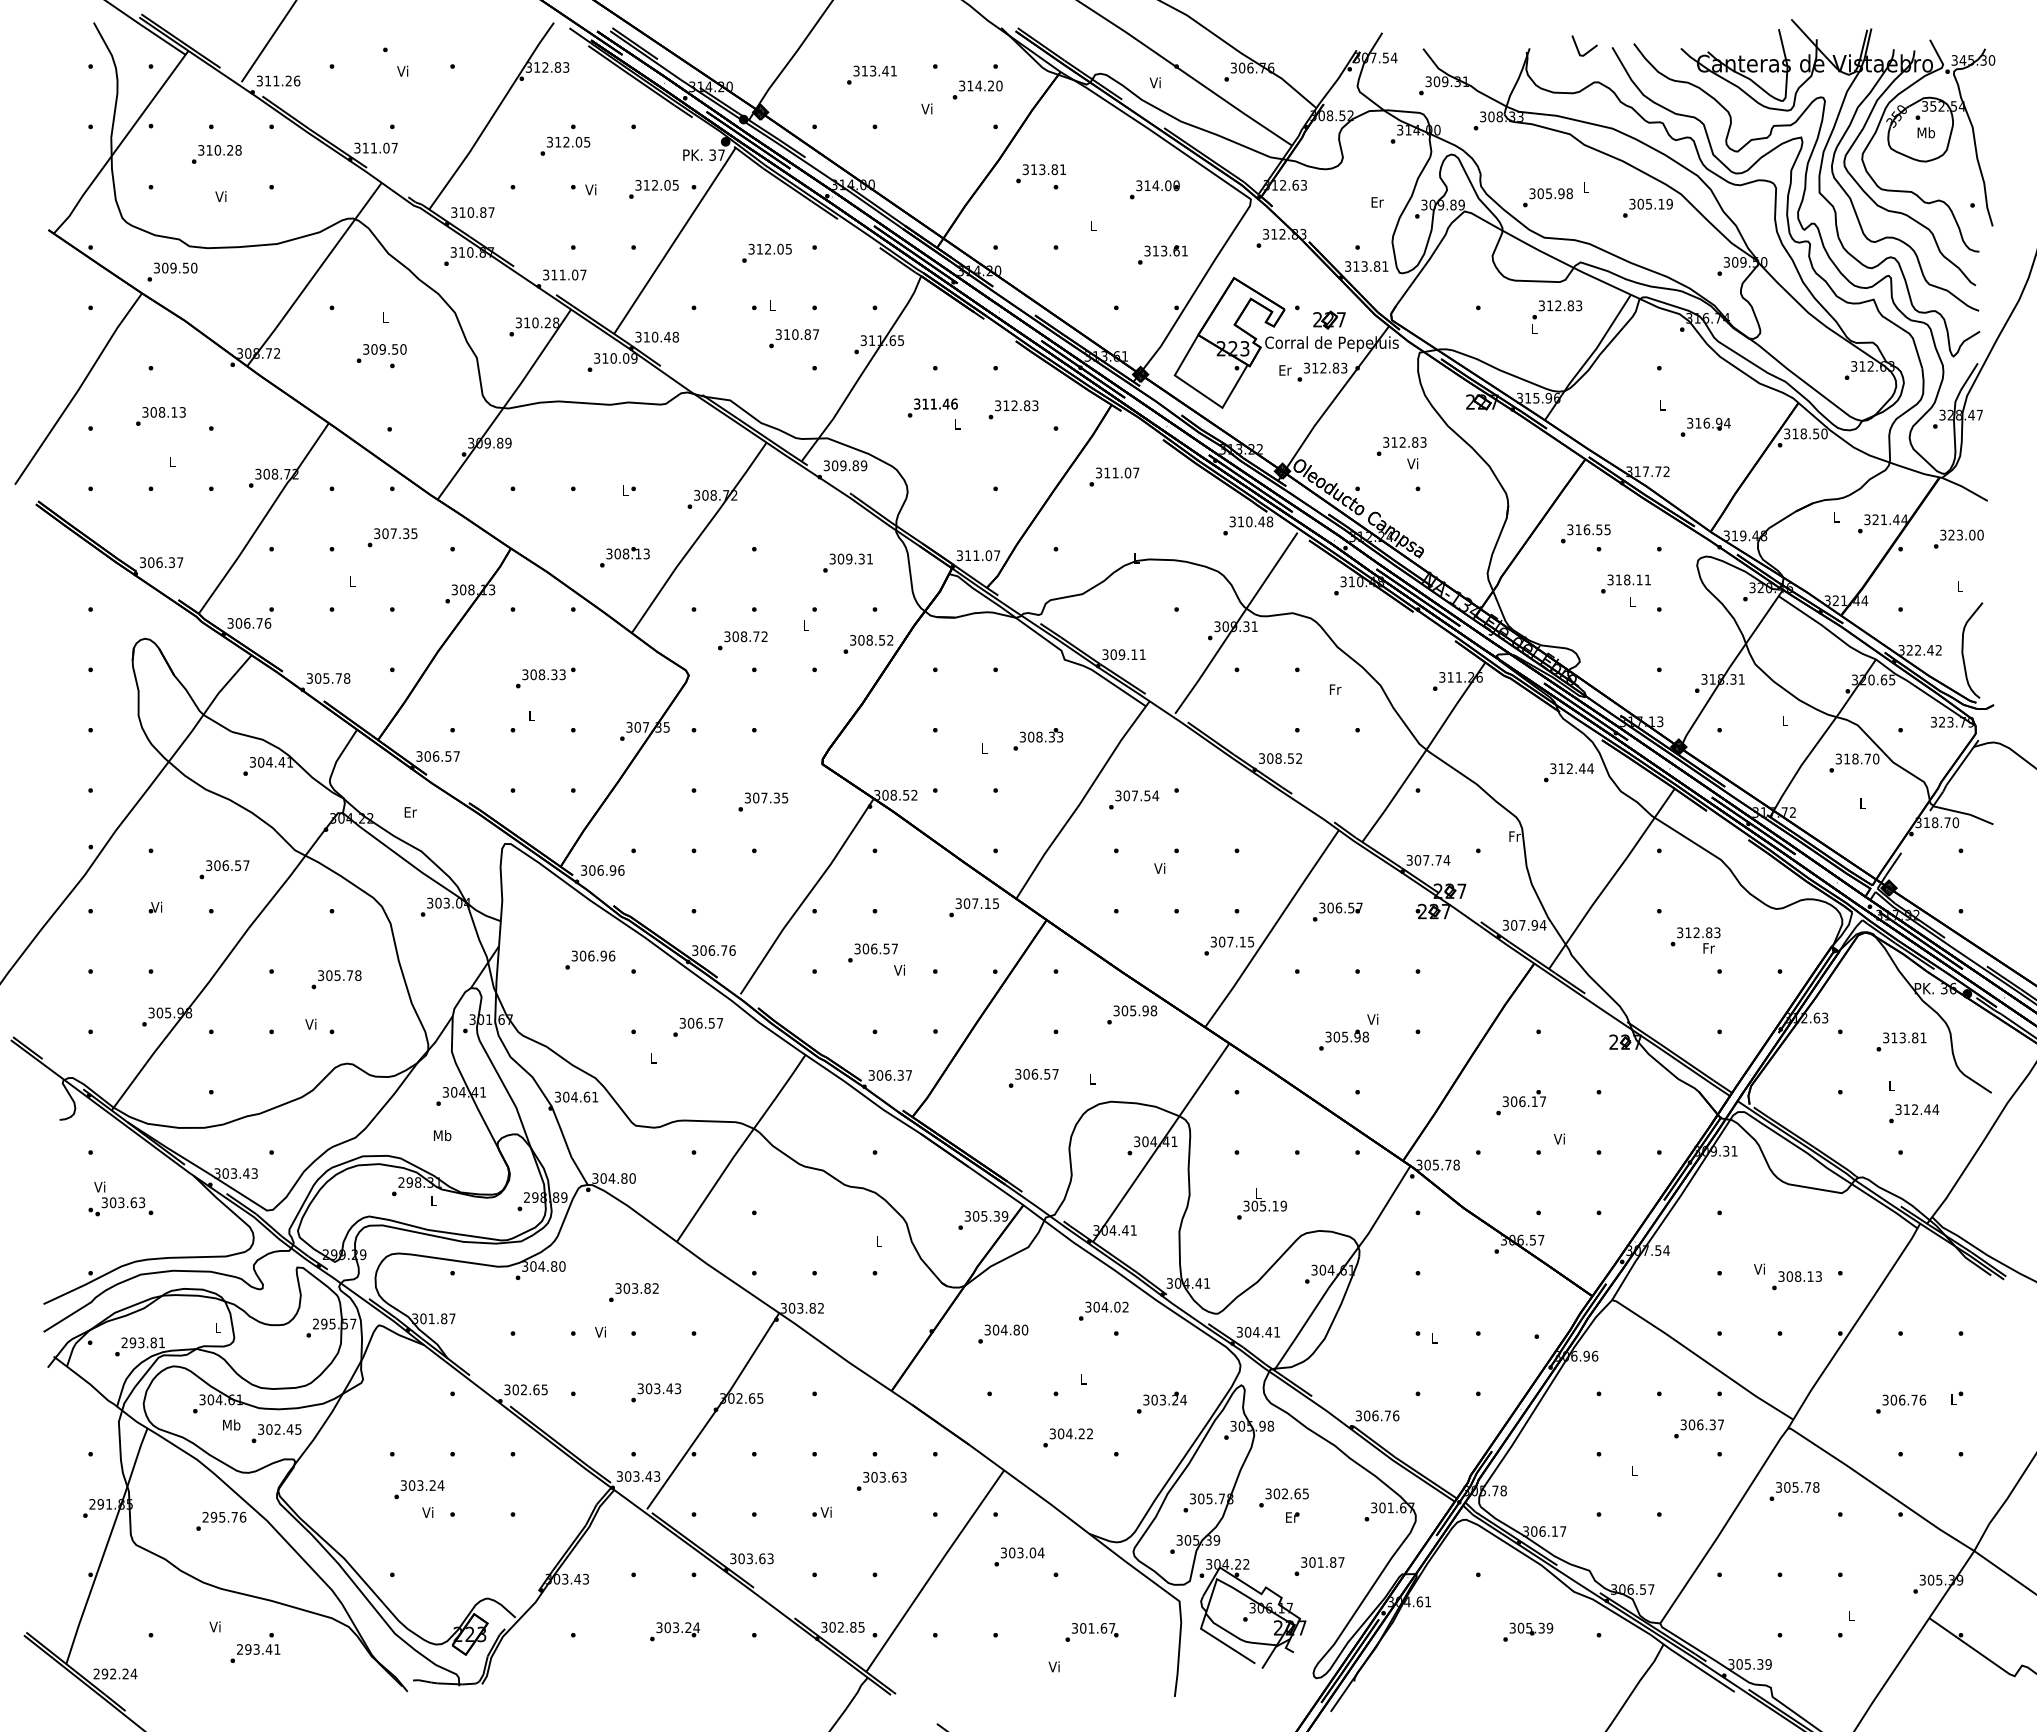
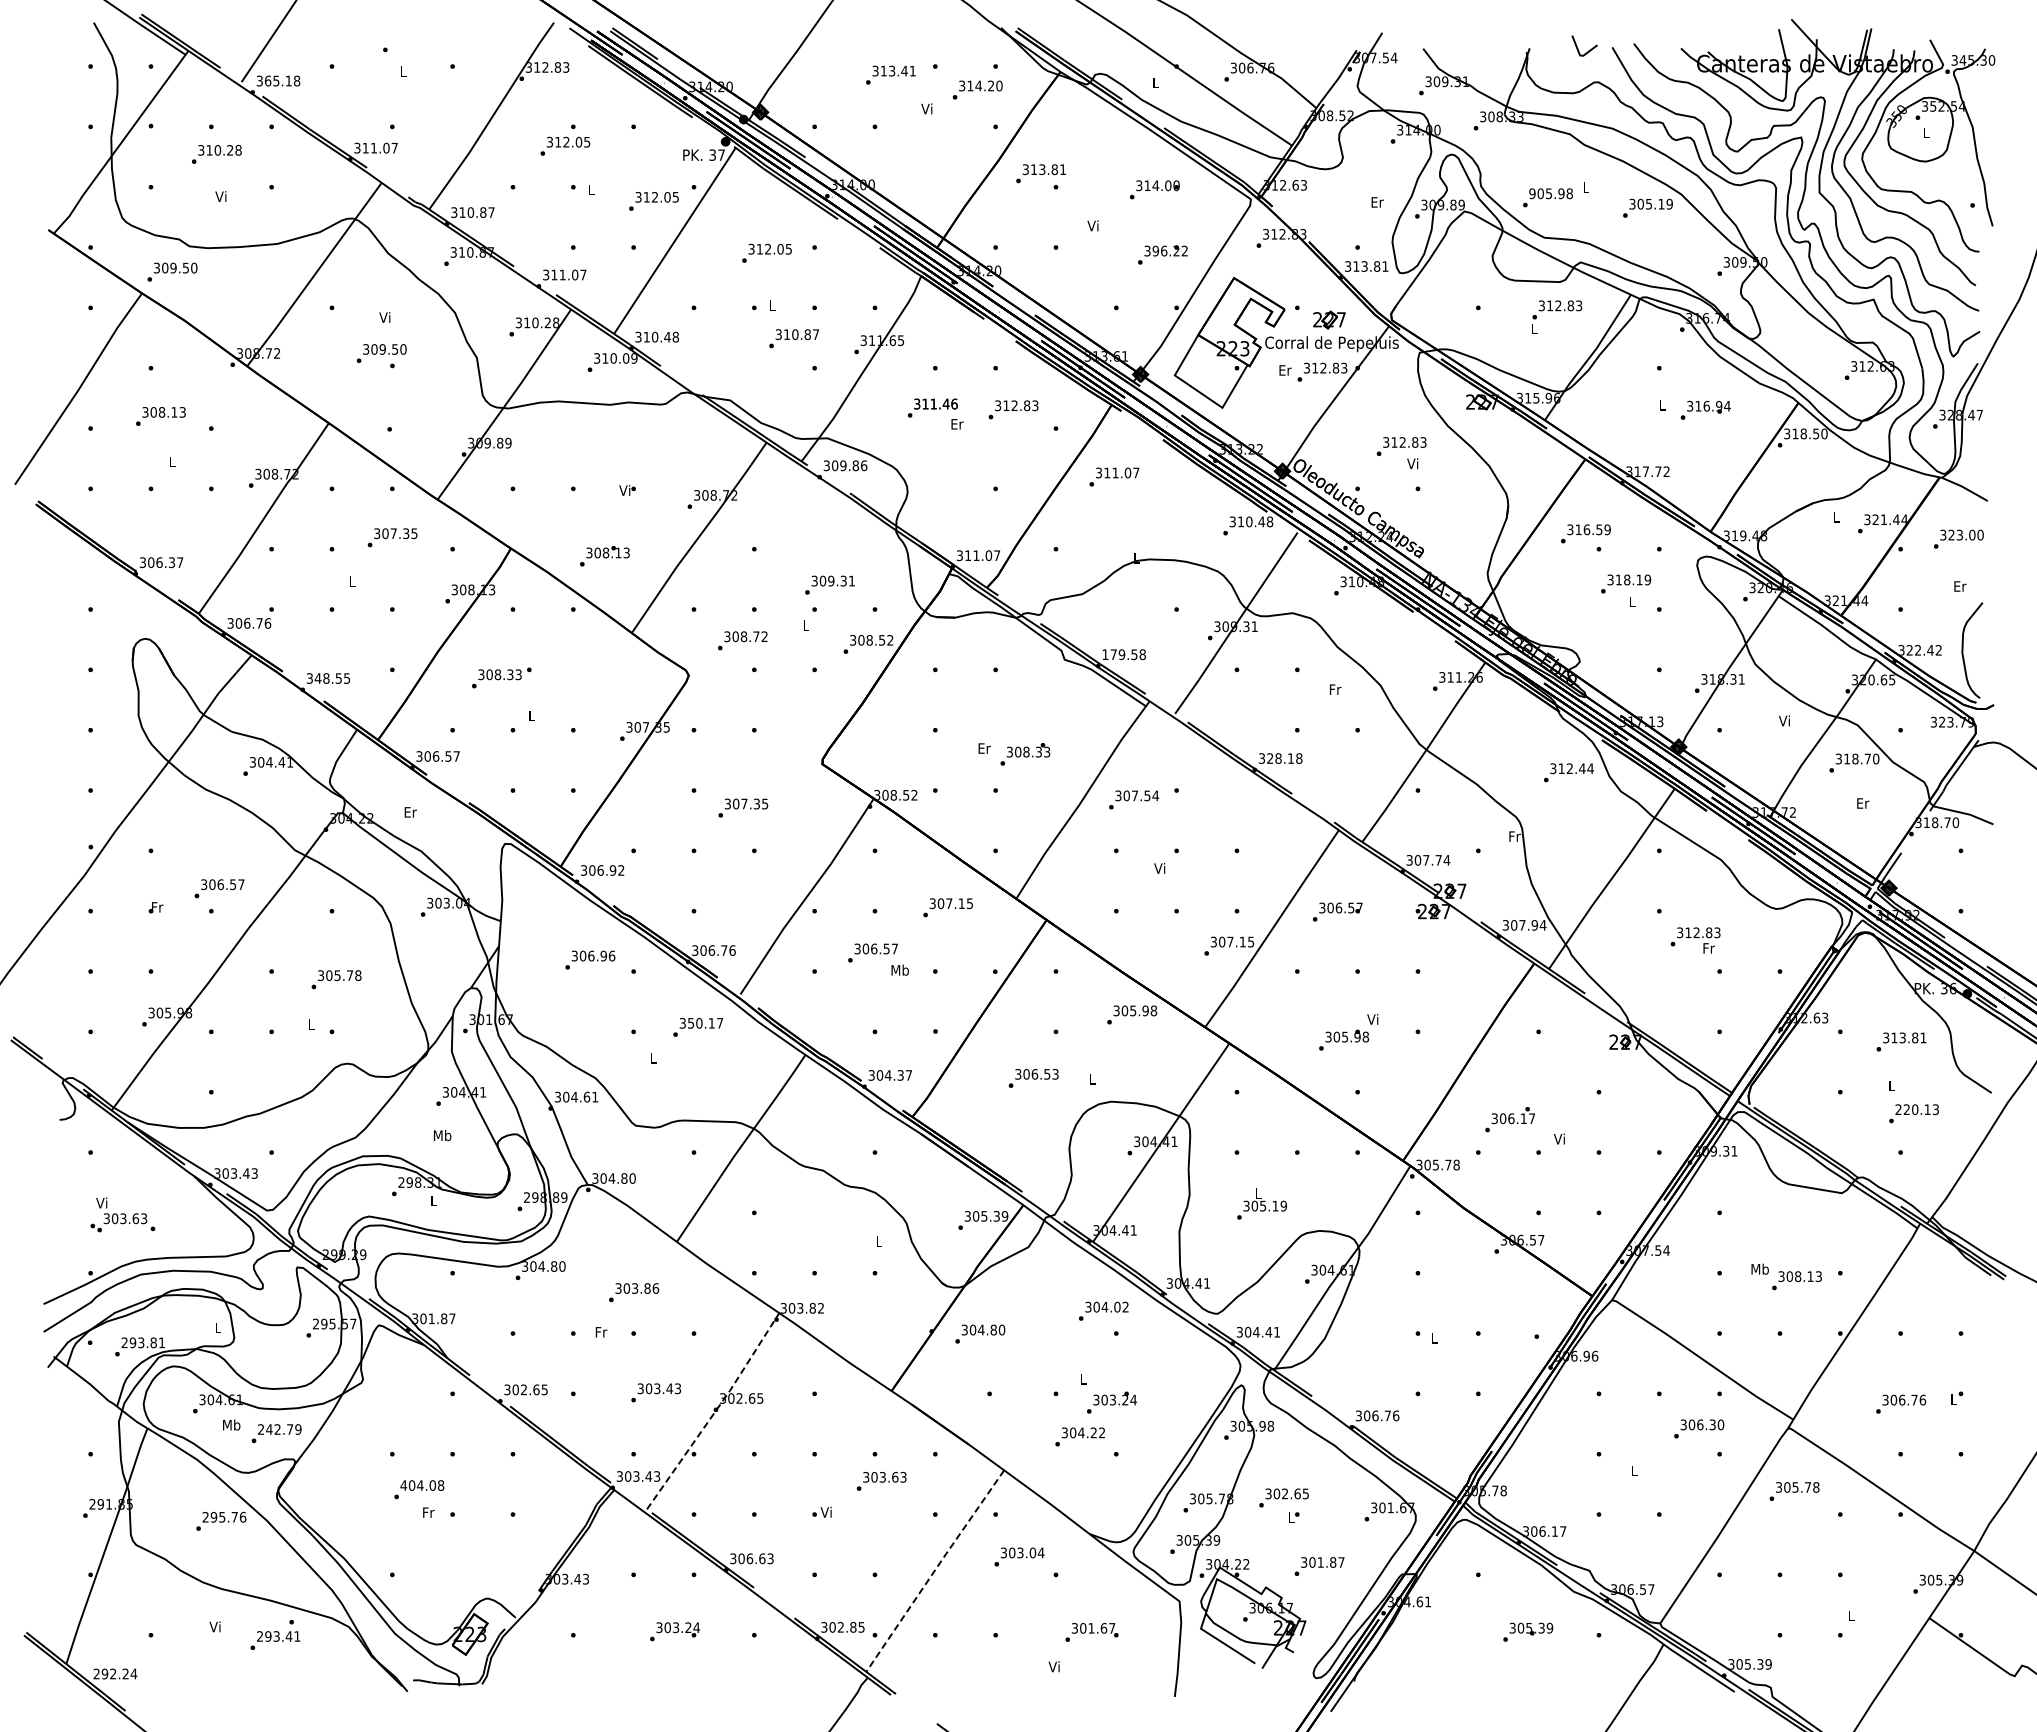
text: Vi -> L (402, 70)
text position: (871, 74) -> (890, 74) (890, 74)
text: 311.26 -> 365.18 (282, 80)
text: Vi -> L (1154, 82)
text: Mb -> L (1926, 132)
text: Vi -> L (590, 189)
text position: (653, 189) -> (653, 201) (653, 201)
text: 305.98 -> 905.98 (1532, 193)
text: L -> Vi (1092, 225)
text: 313.61 -> 396.22 (1169, 250)
text: L -> Vi (384, 317)
text: L -> Er (957, 424)
text position: (1705, 426) -> (1705, 409) (1705, 409)
text: 309.89 -> 309.86 (863, 465)
text: L -> Vi (624, 490)
text: 316.55 -> 316.59 (1607, 529)
text position: (624, 557) -> (604, 556) (604, 556)
text position: (847, 562) -> (829, 584) (829, 584)
text: 318.11 -> 318.19 (1647, 579)
text: L -> Er (1960, 586)
text: 309.11 -> 179.58 (1123, 654)
text position: (545, 677) -> (501, 677) (501, 677)
text: 305.78 -> 348.55 (332, 678)
text: L -> Vi (1784, 720)
text position: (1038, 739) -> (1025, 754) (1025, 754)
text: L -> Er (984, 748)
text: 308.52 -> 328.18 (1284, 758)
text position: (763, 801) -> (743, 807) (743, 807)
text: L -> Er (1863, 803)
text position: (224, 869) -> (219, 888) (219, 888)
text: 306.96 -> 306.92 (621, 870)
text: Vi -> Fr (157, 906)
text position: (973, 907) -> (947, 907) (947, 907)
text: Vi -> Mb (899, 969)
text: Vi -> L (310, 1023)
text: 306.57 -> 350.17 (700, 1023)
text: 306.57 -> 306.53 (1055, 1074)
text: 306.37 -> 304.37 (887, 1075)
text position: (1520, 1102) -> (1509, 1119) (1509, 1119)
text: 312.44 -> 220.13 (1917, 1109)
text position: (120, 1198) -> (122, 1214) (122, 1214)
text: Vi -> Mb (1759, 1268)
text: 303.82 -> 303.86 (655, 1288)
text: Vi -> Fr (601, 1331)
text position: (1003, 1333) -> (980, 1333) (980, 1333)
text position: (1161, 1402) -> (1111, 1402) (1111, 1402)
line: solid -> dashed (715, 1411)
text: 306.37 -> 306.30 (1720, 1424)
text: 302.45 -> 242.79 (279, 1429)
text position: (1067, 1437) -> (1079, 1436) (1079, 1436)
text: 303.24 -> 404.08 (422, 1485)
text: Vi -> Fr (428, 1512)
text: Er -> L (1290, 1517)
text: 303.63 -> 306.63 (749, 1558)
line: solid -> dashed (934, 1570)
text position: (255, 1647) -> (275, 1634) (275, 1634)
